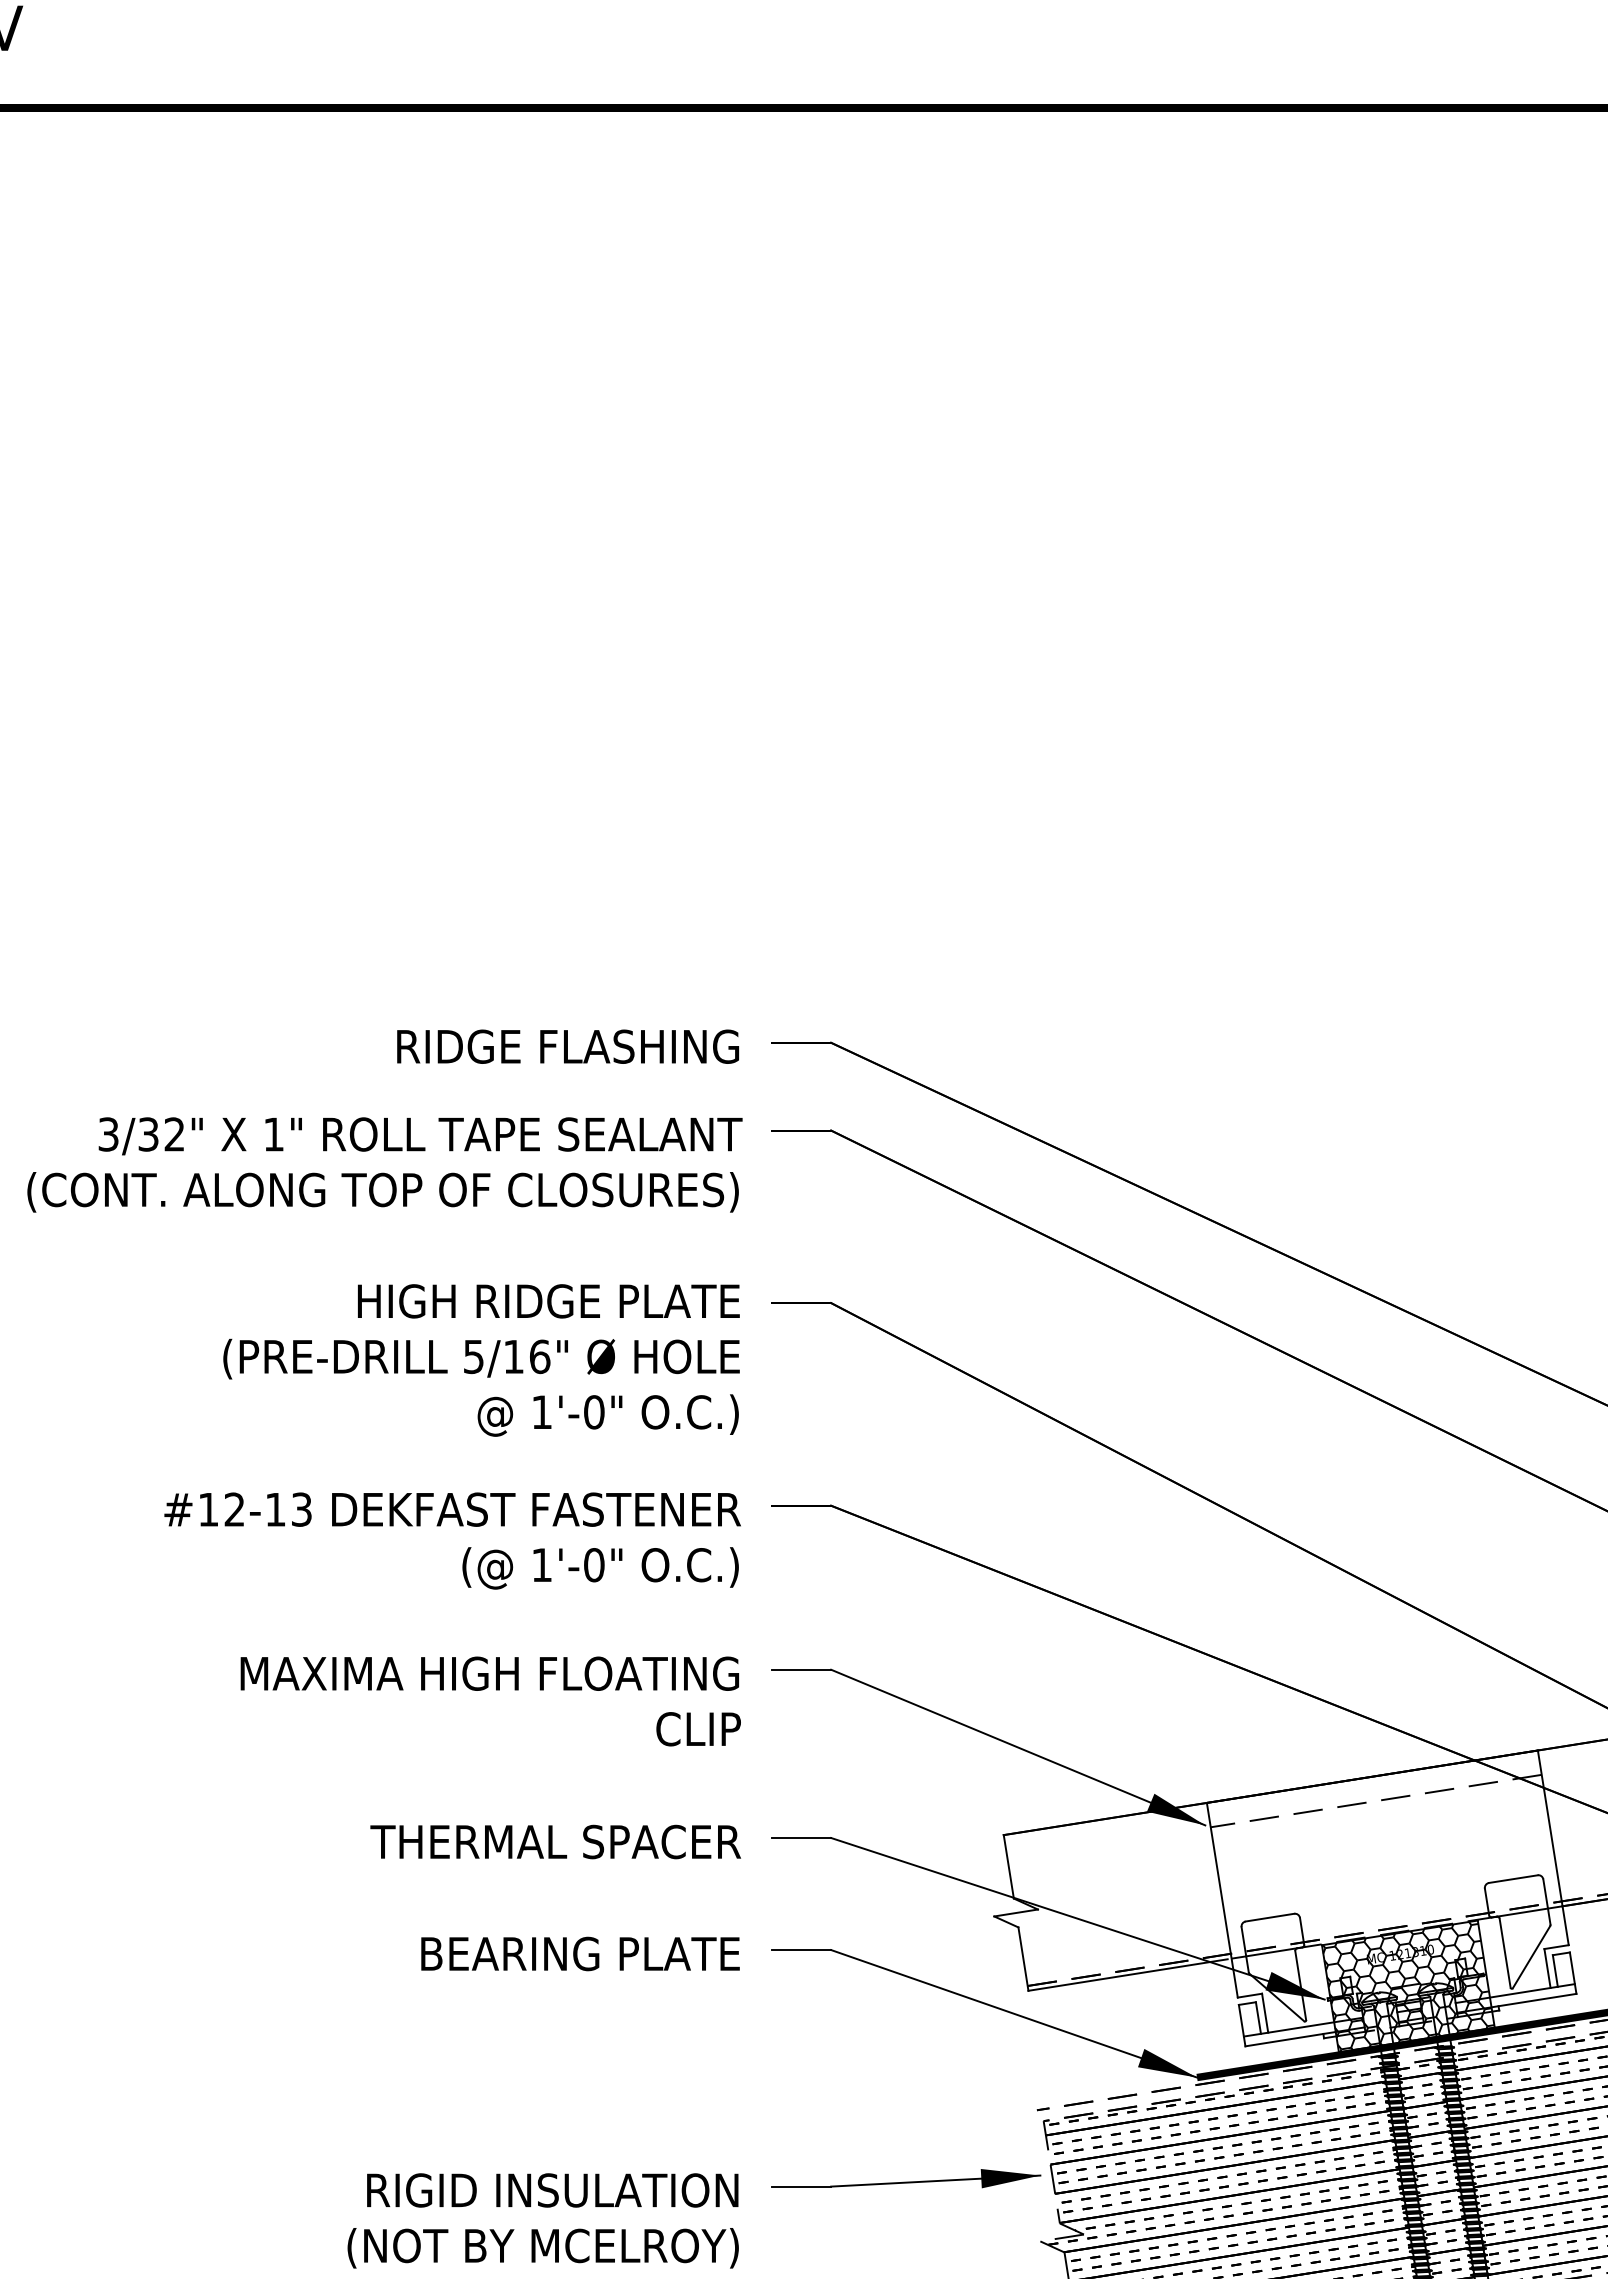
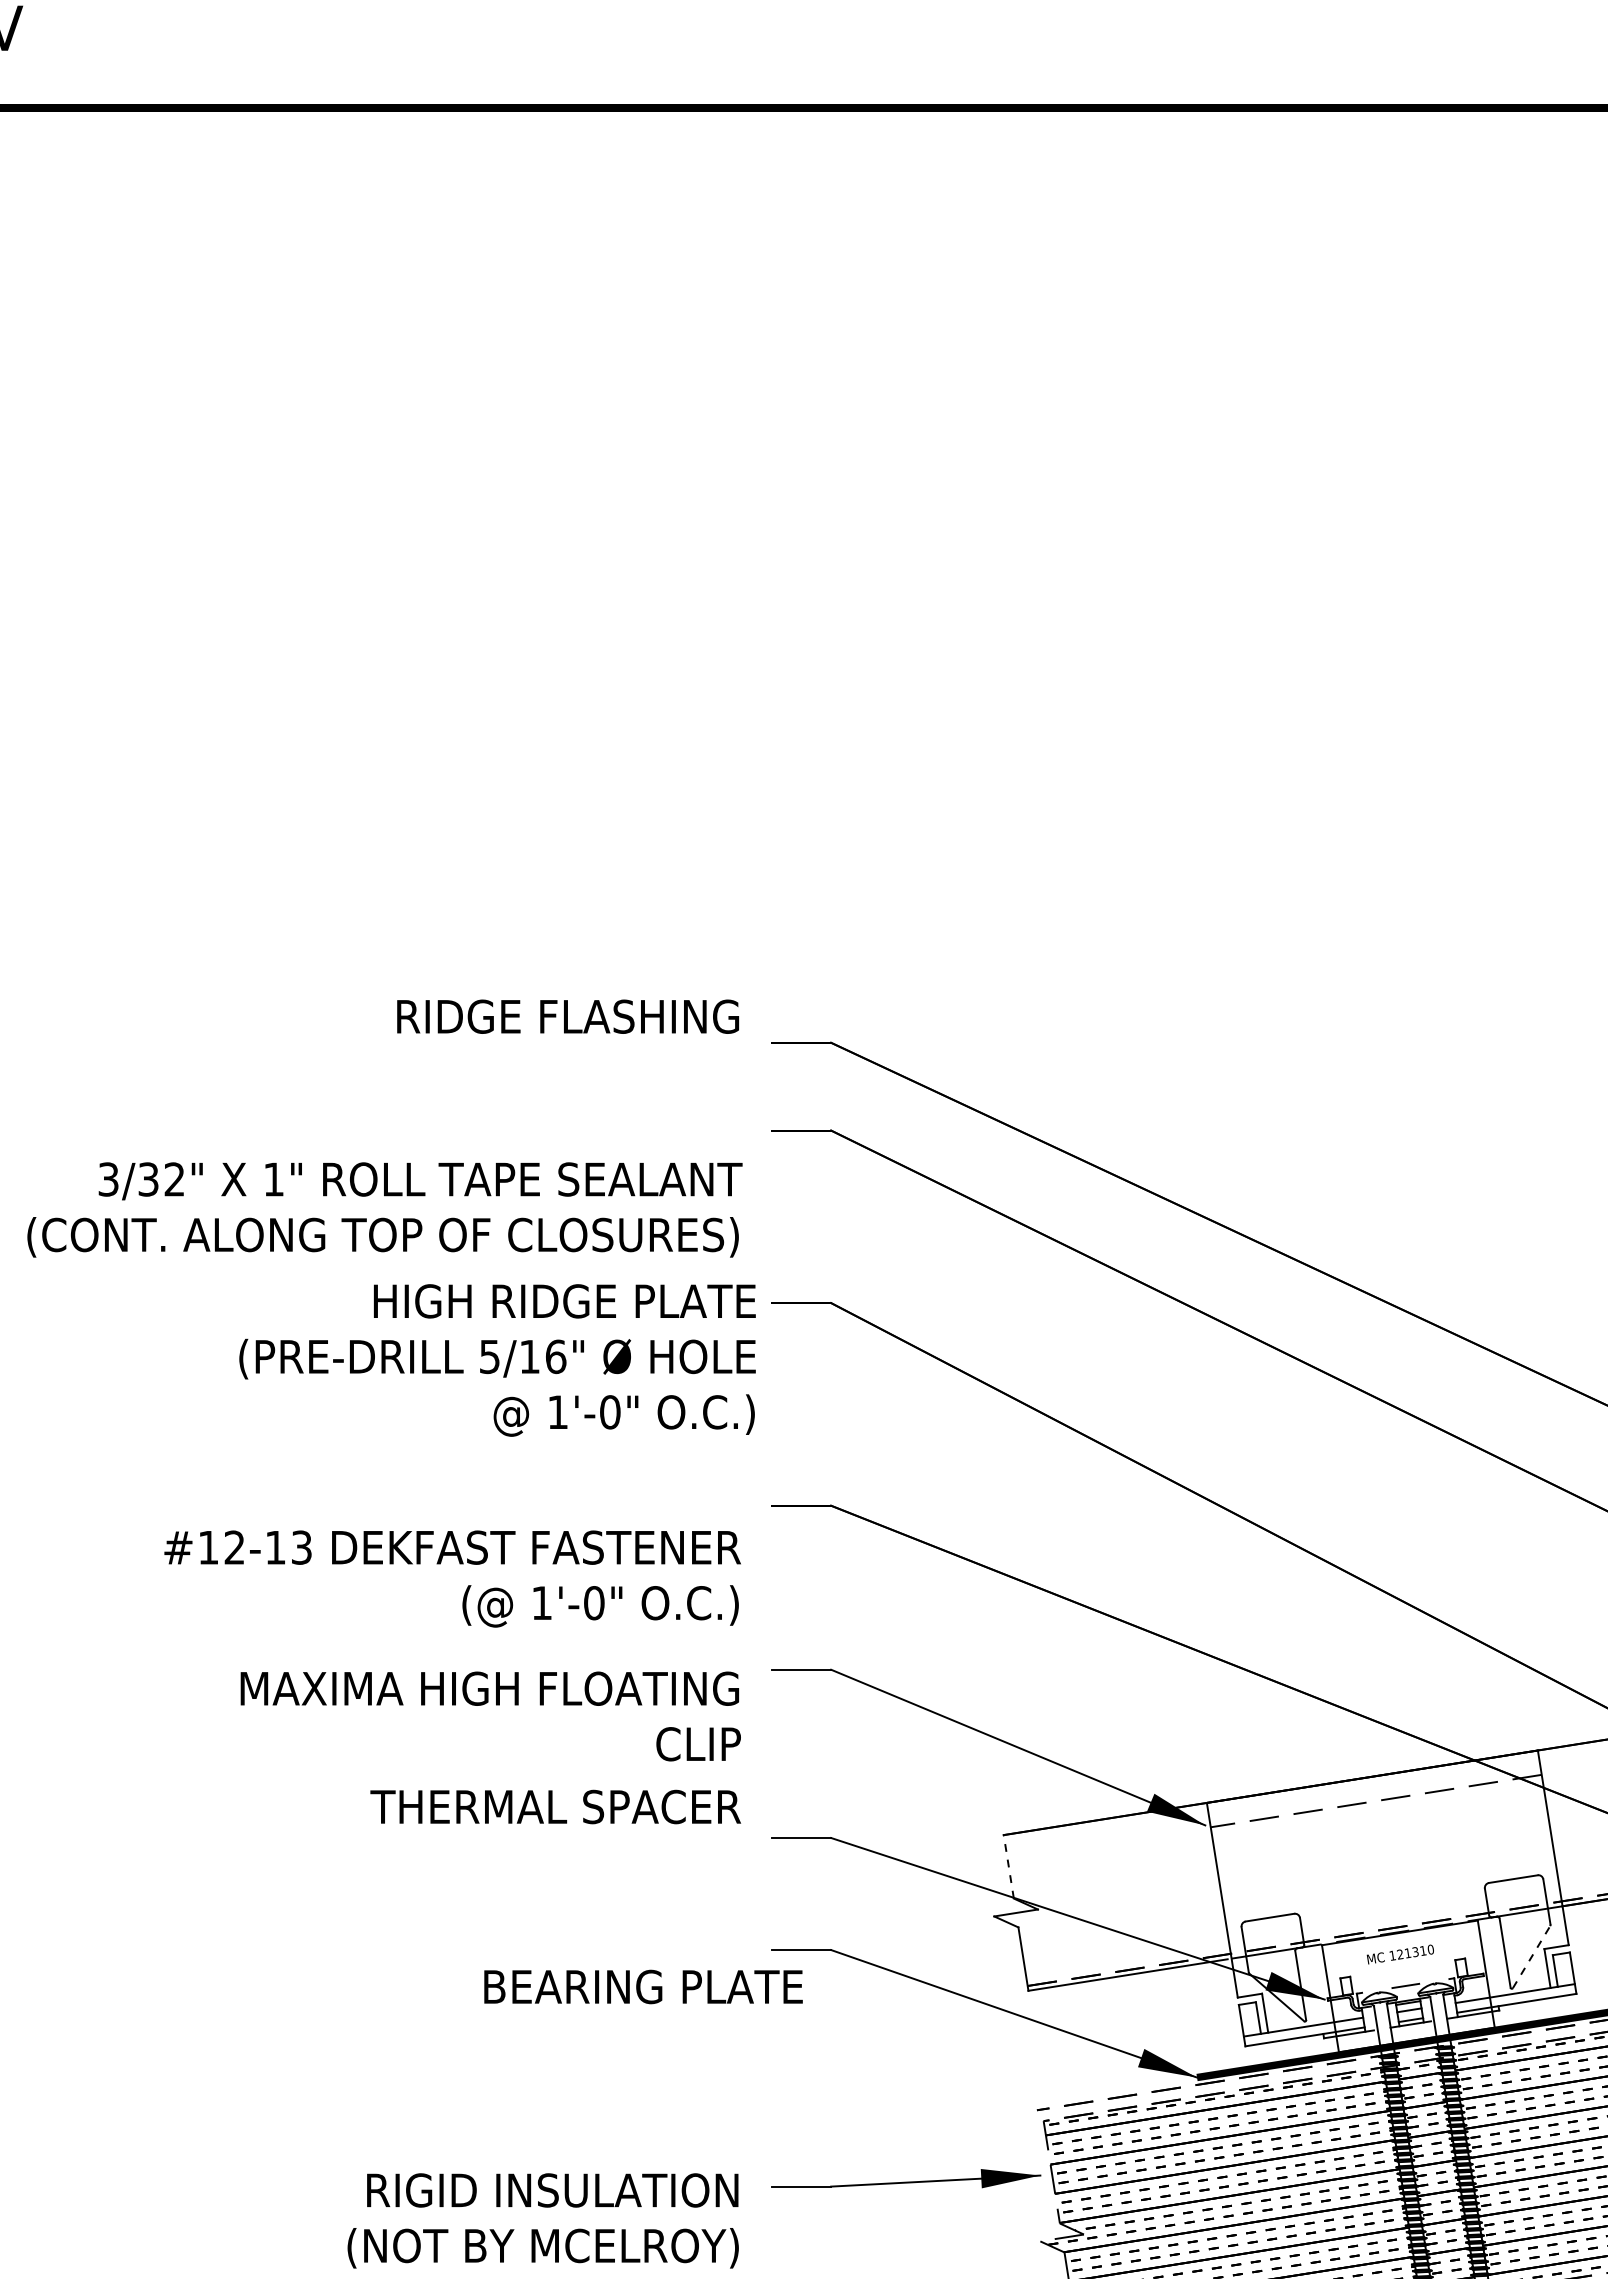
text position: (567, 1046) -> (567, 1016) (567, 1016)
text position: (384, 1164) -> (384, 1209) (384, 1209)
text position: (481, 1360) -> (497, 1360) (497, 1360)
text position: (452, 1540) -> (452, 1578) (452, 1578)
text position: (490, 1701) -> (490, 1716) (490, 1716)
text position: (555, 1841) -> (555, 1806) (555, 1806)
line: solid -> dashed (1008, 1866)
text position: (580, 1953) -> (643, 1986) (643, 1986)
line: solid -> dashed (1531, 1956)
hatch: present -> none (1408, 1986)
